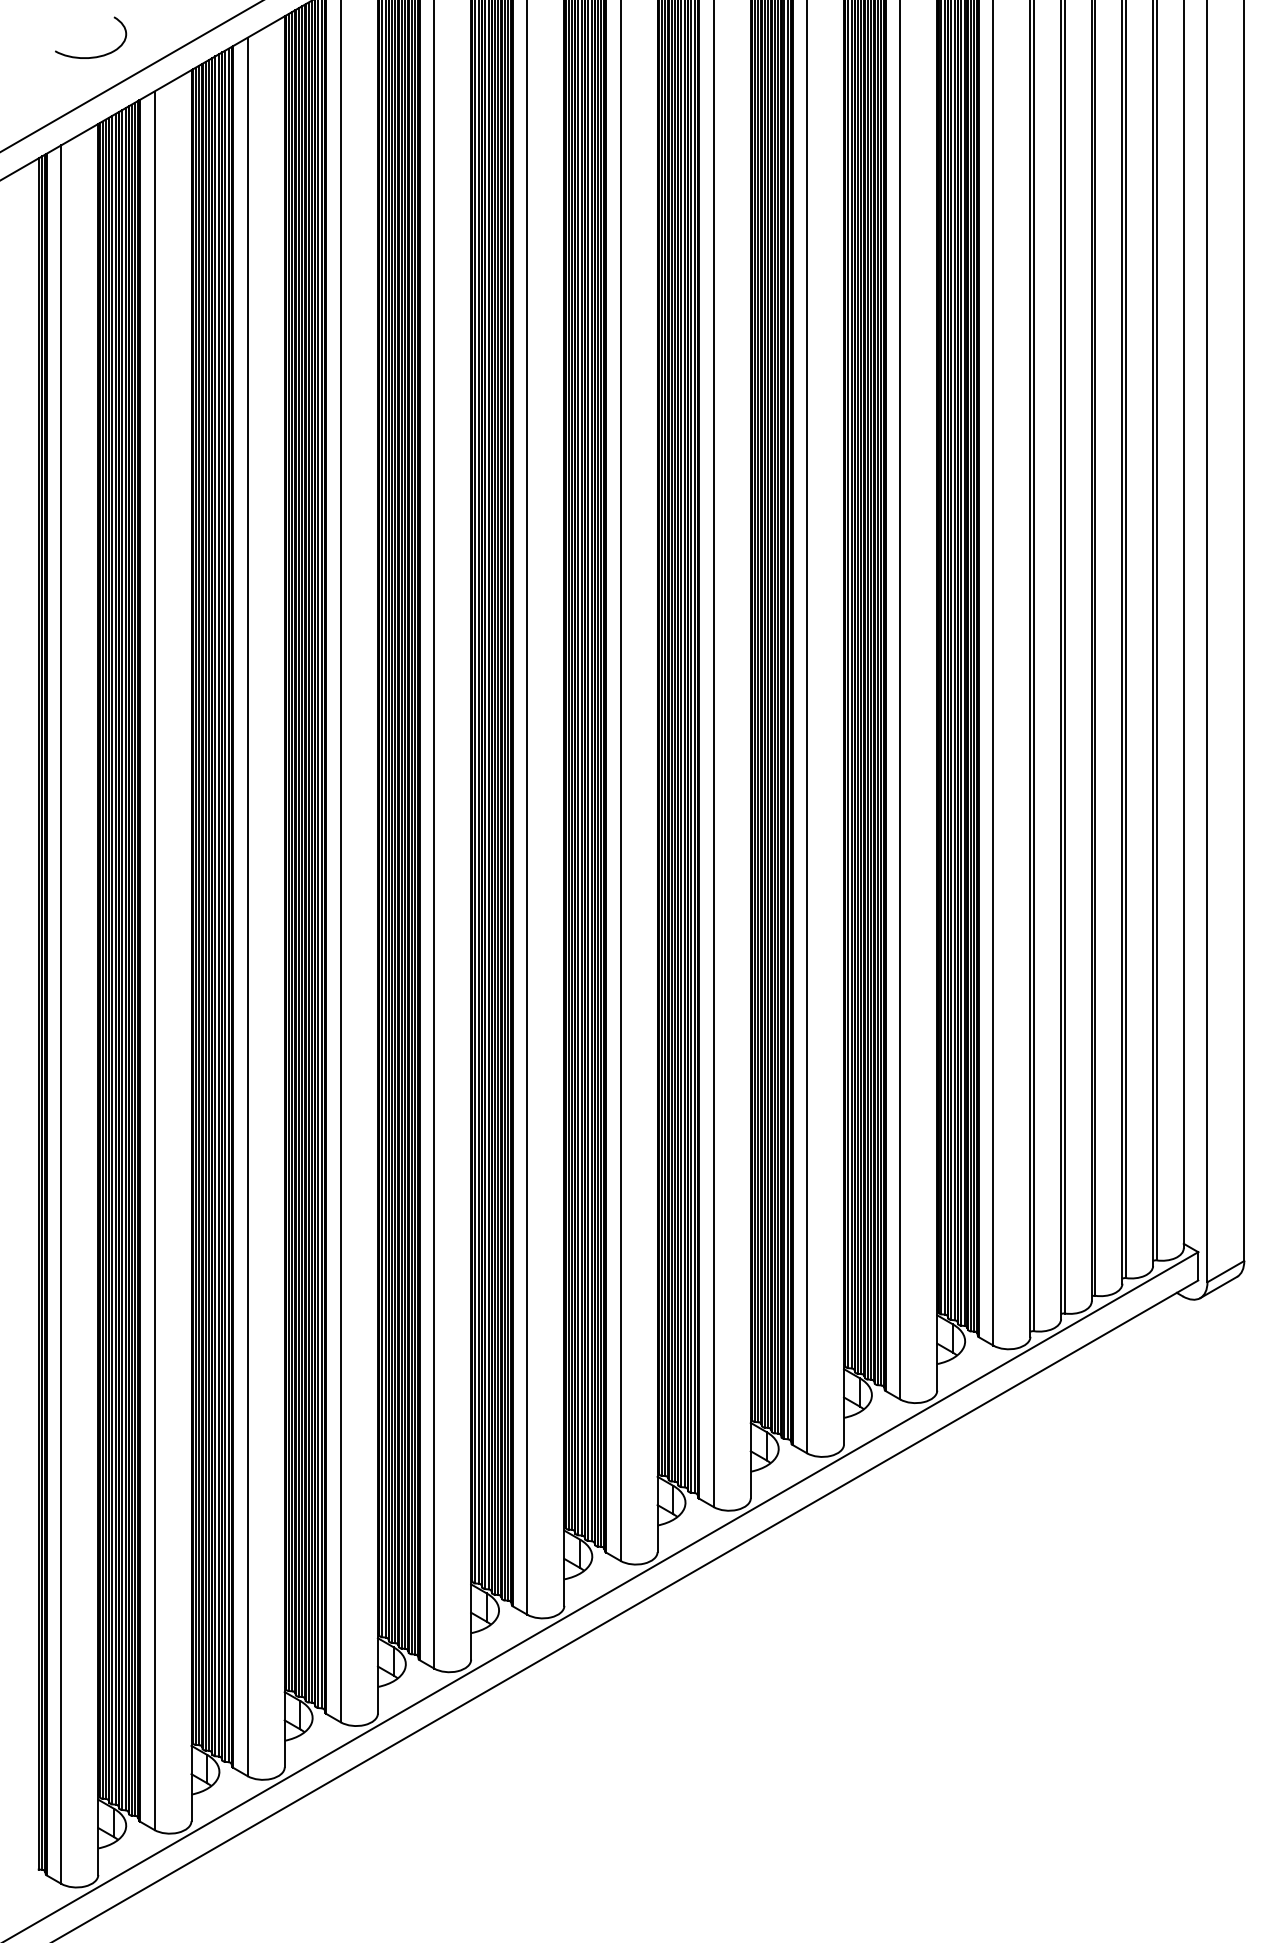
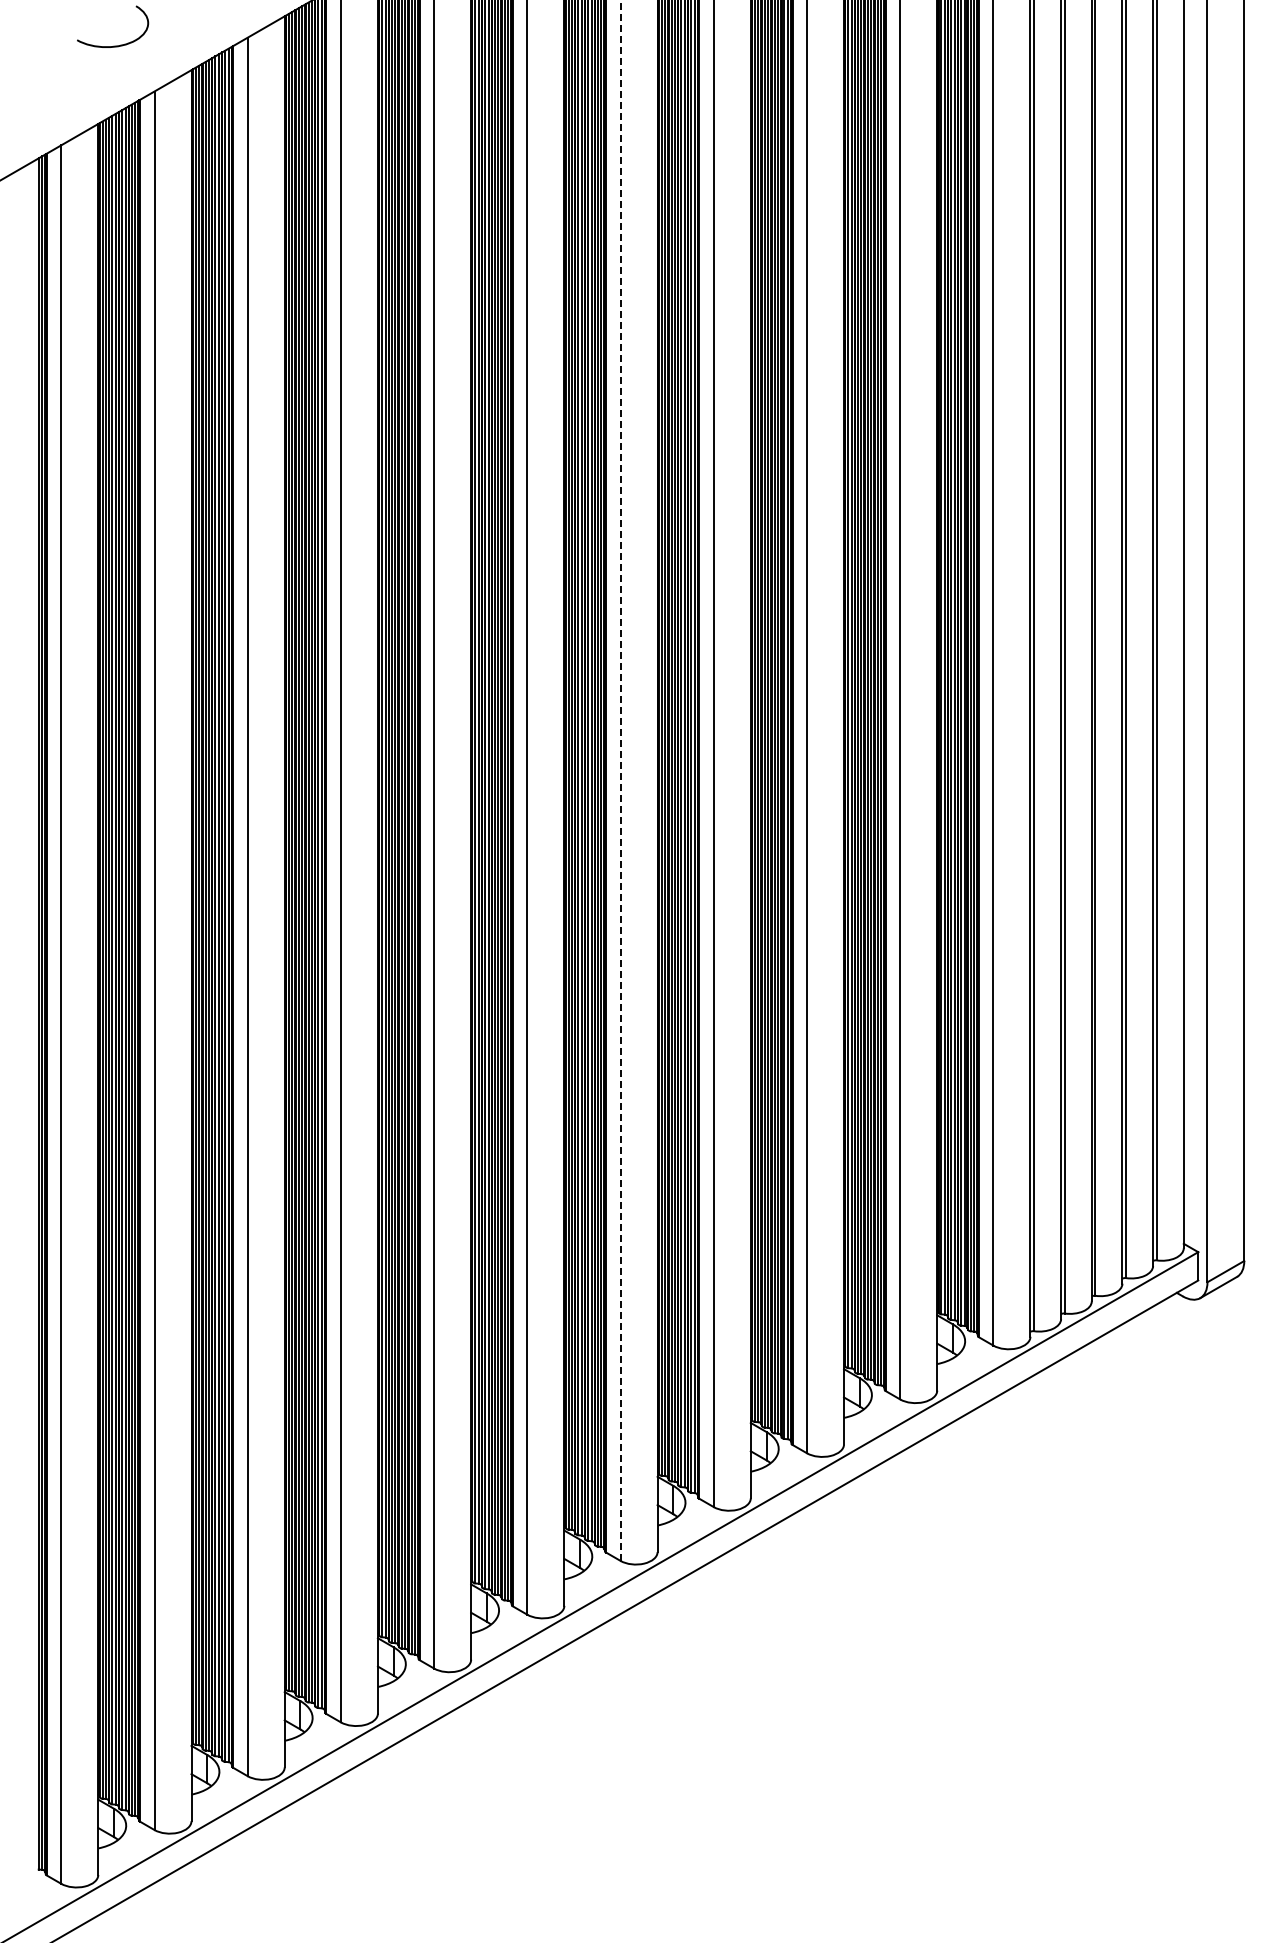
curve position: (91, 56) -> (113, 45) (113, 45)
line: present -> none (131, 76)
line: solid -> dashed (620, 780)
